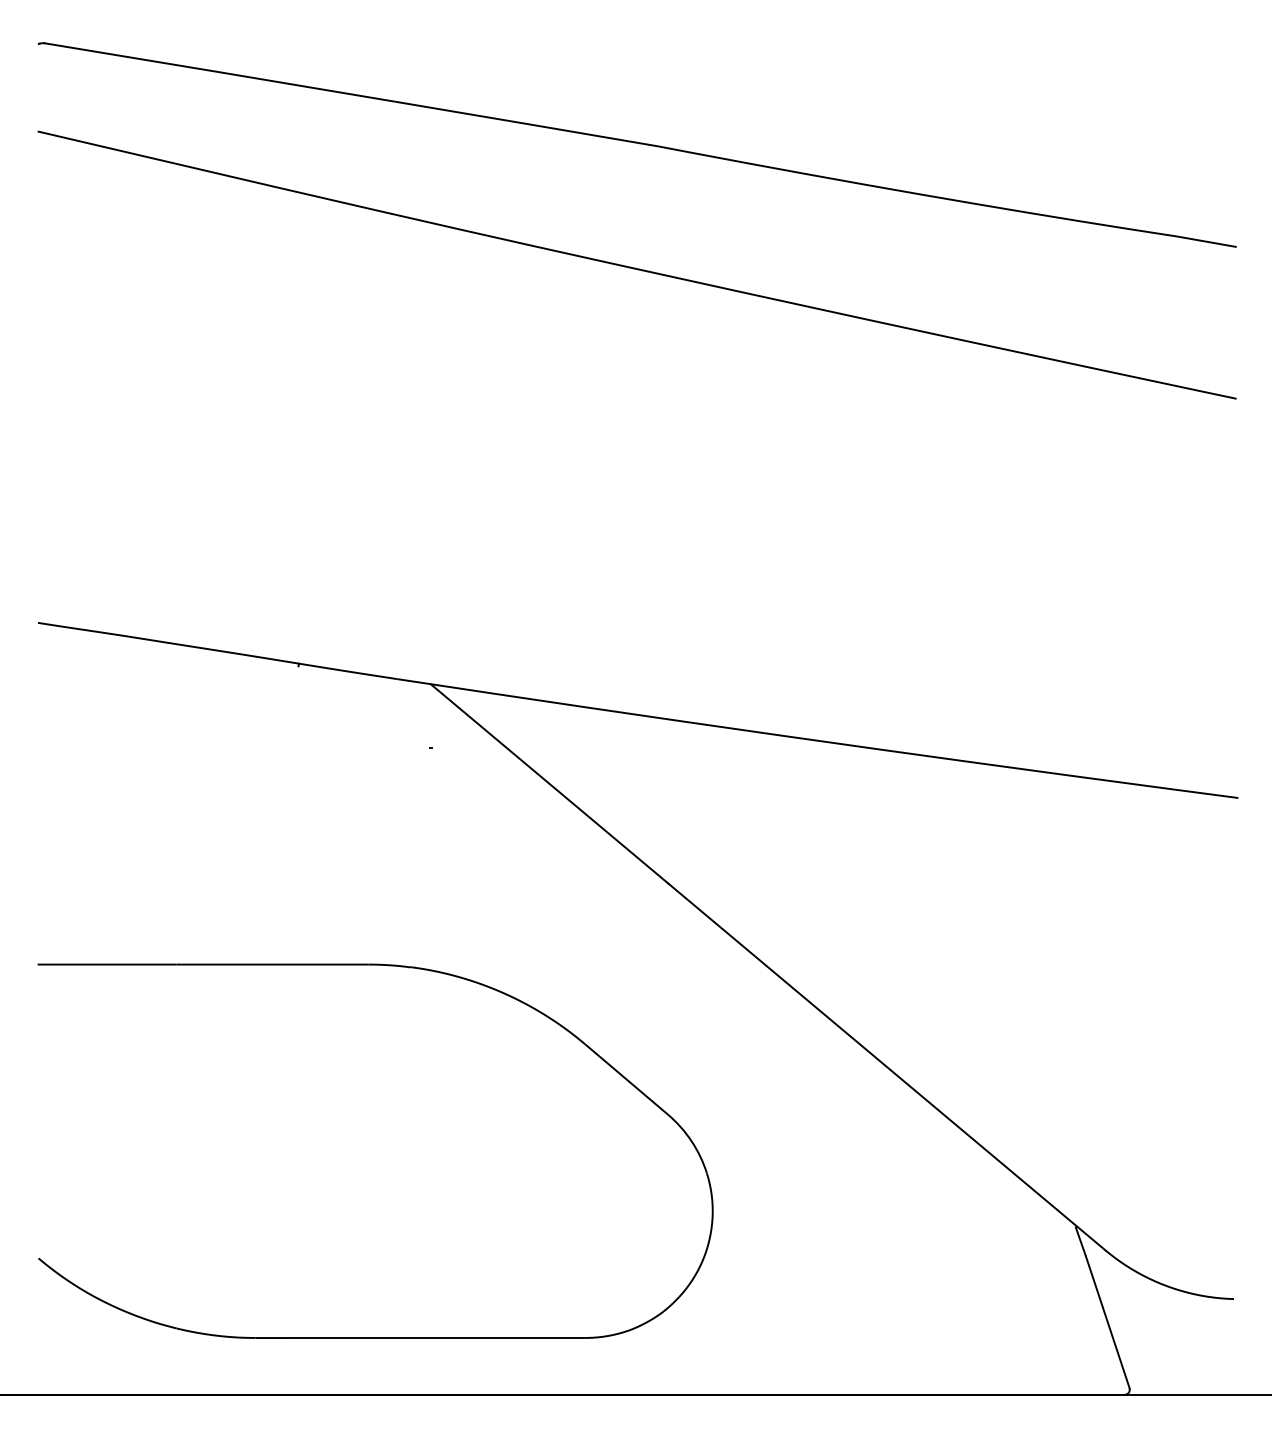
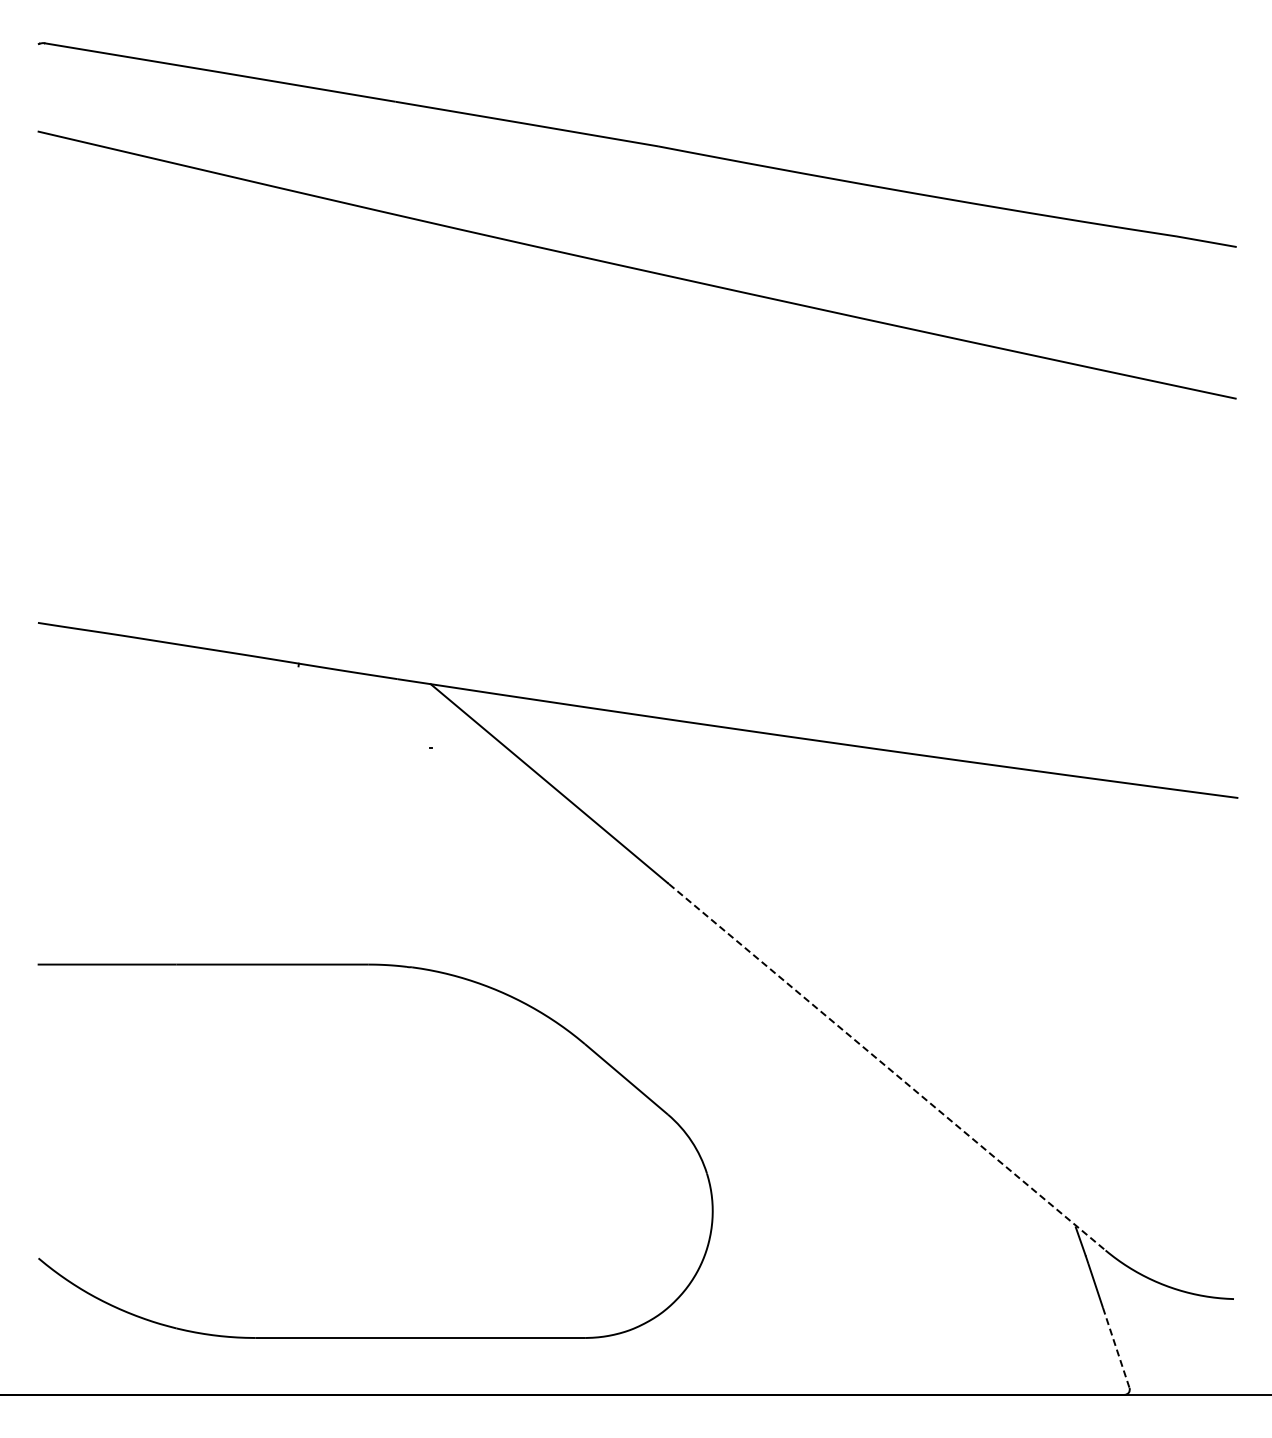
line: solid -> dashed (887, 1067)
line: solid -> dashed (1116, 1348)
